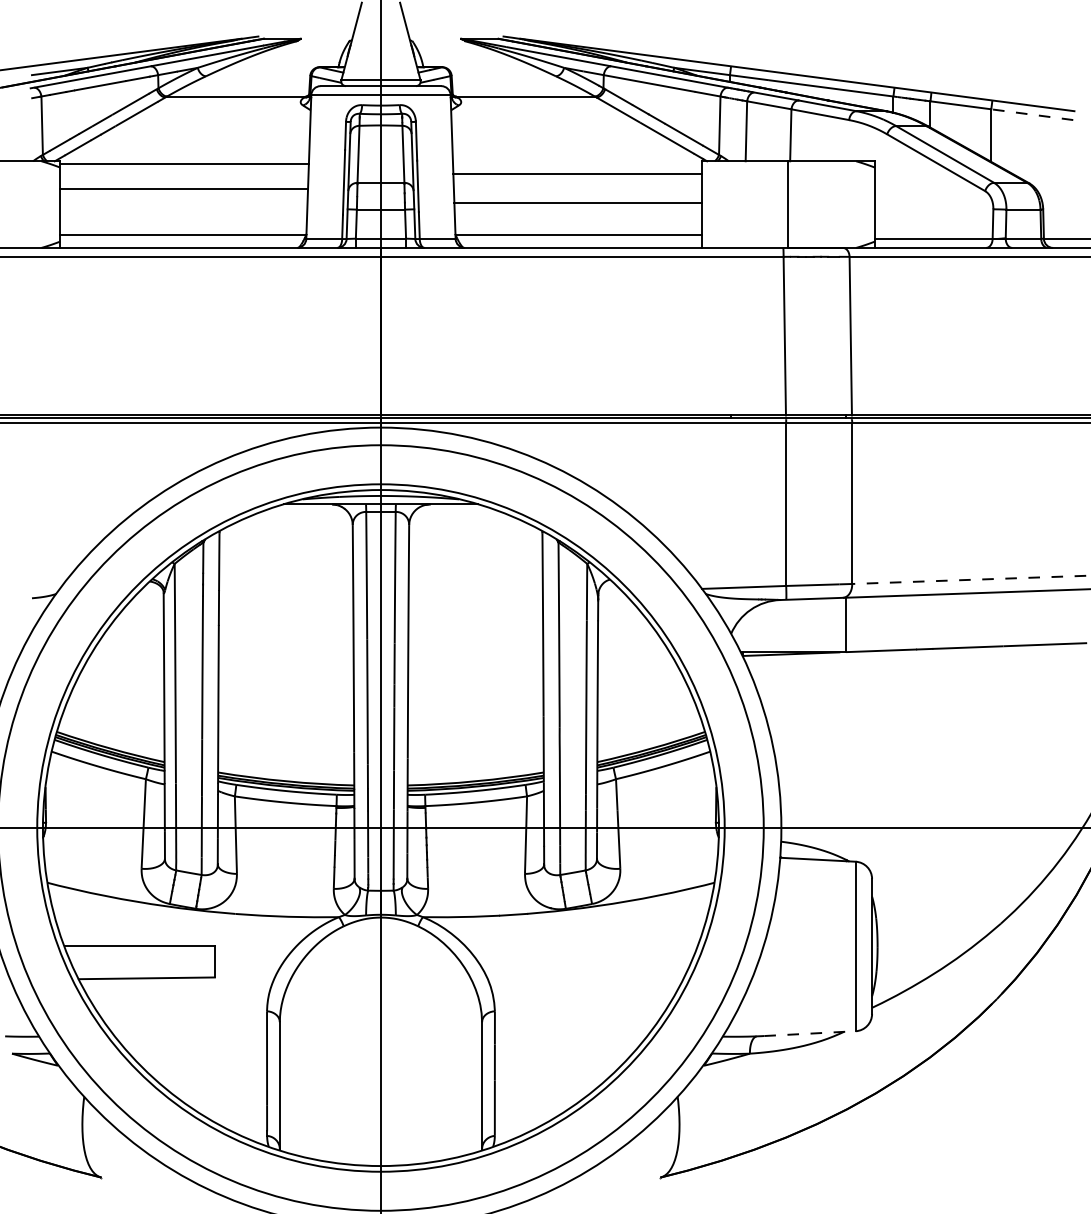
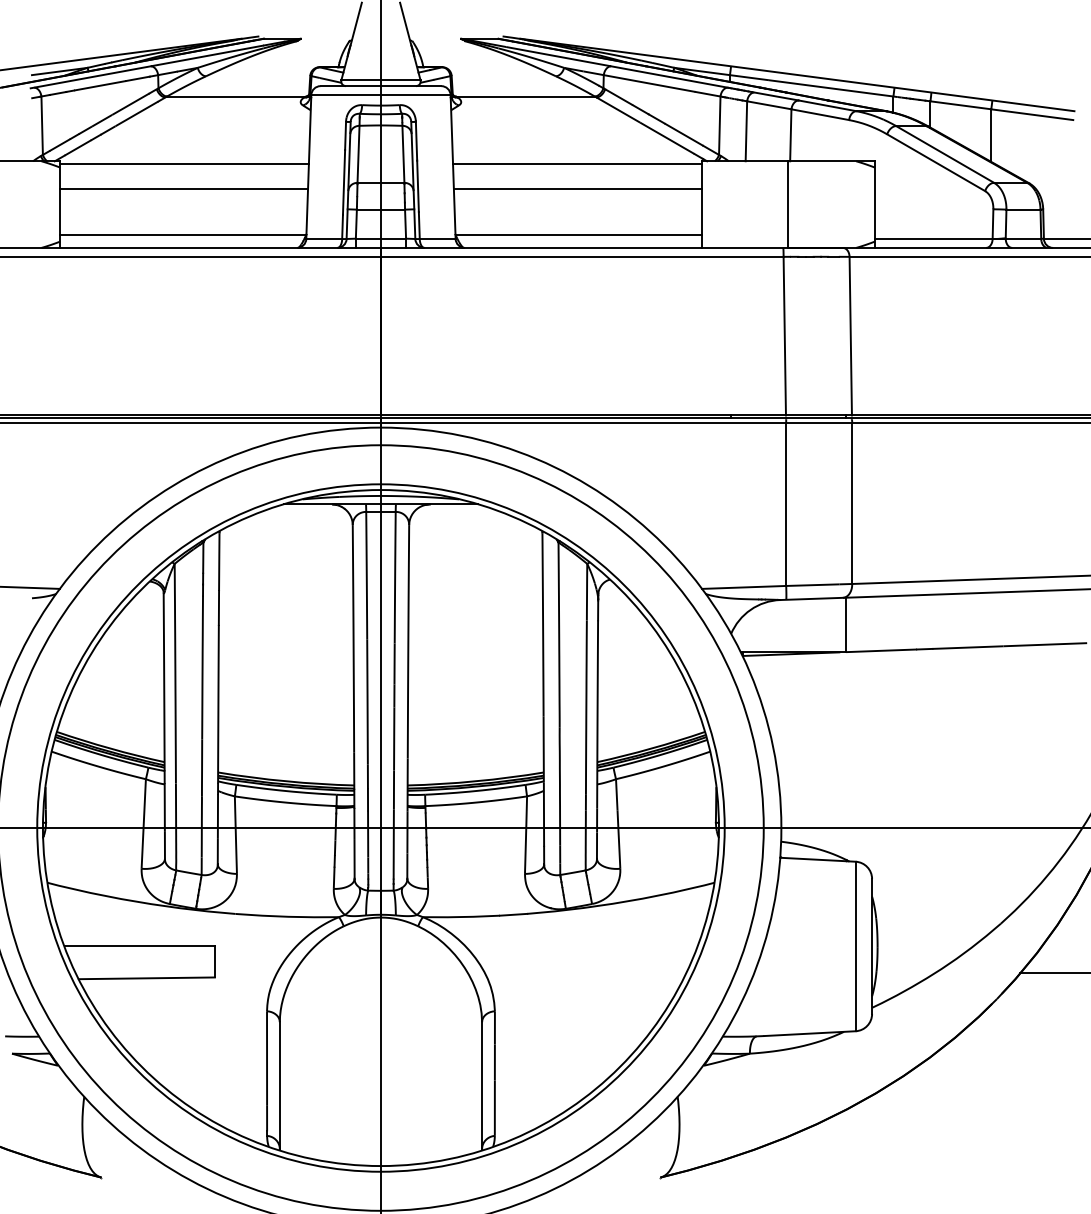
line: dashed -> solid (1031, 114)
line position: (577, 174) -> (577, 164) (577, 164)
line position: (577, 202) -> (577, 188) (577, 188)
line: dashed -> solid (971, 579)
line: none -> present (31, 587)
line: none -> present (1053, 973)
line: dashed -> solid (810, 1033)
